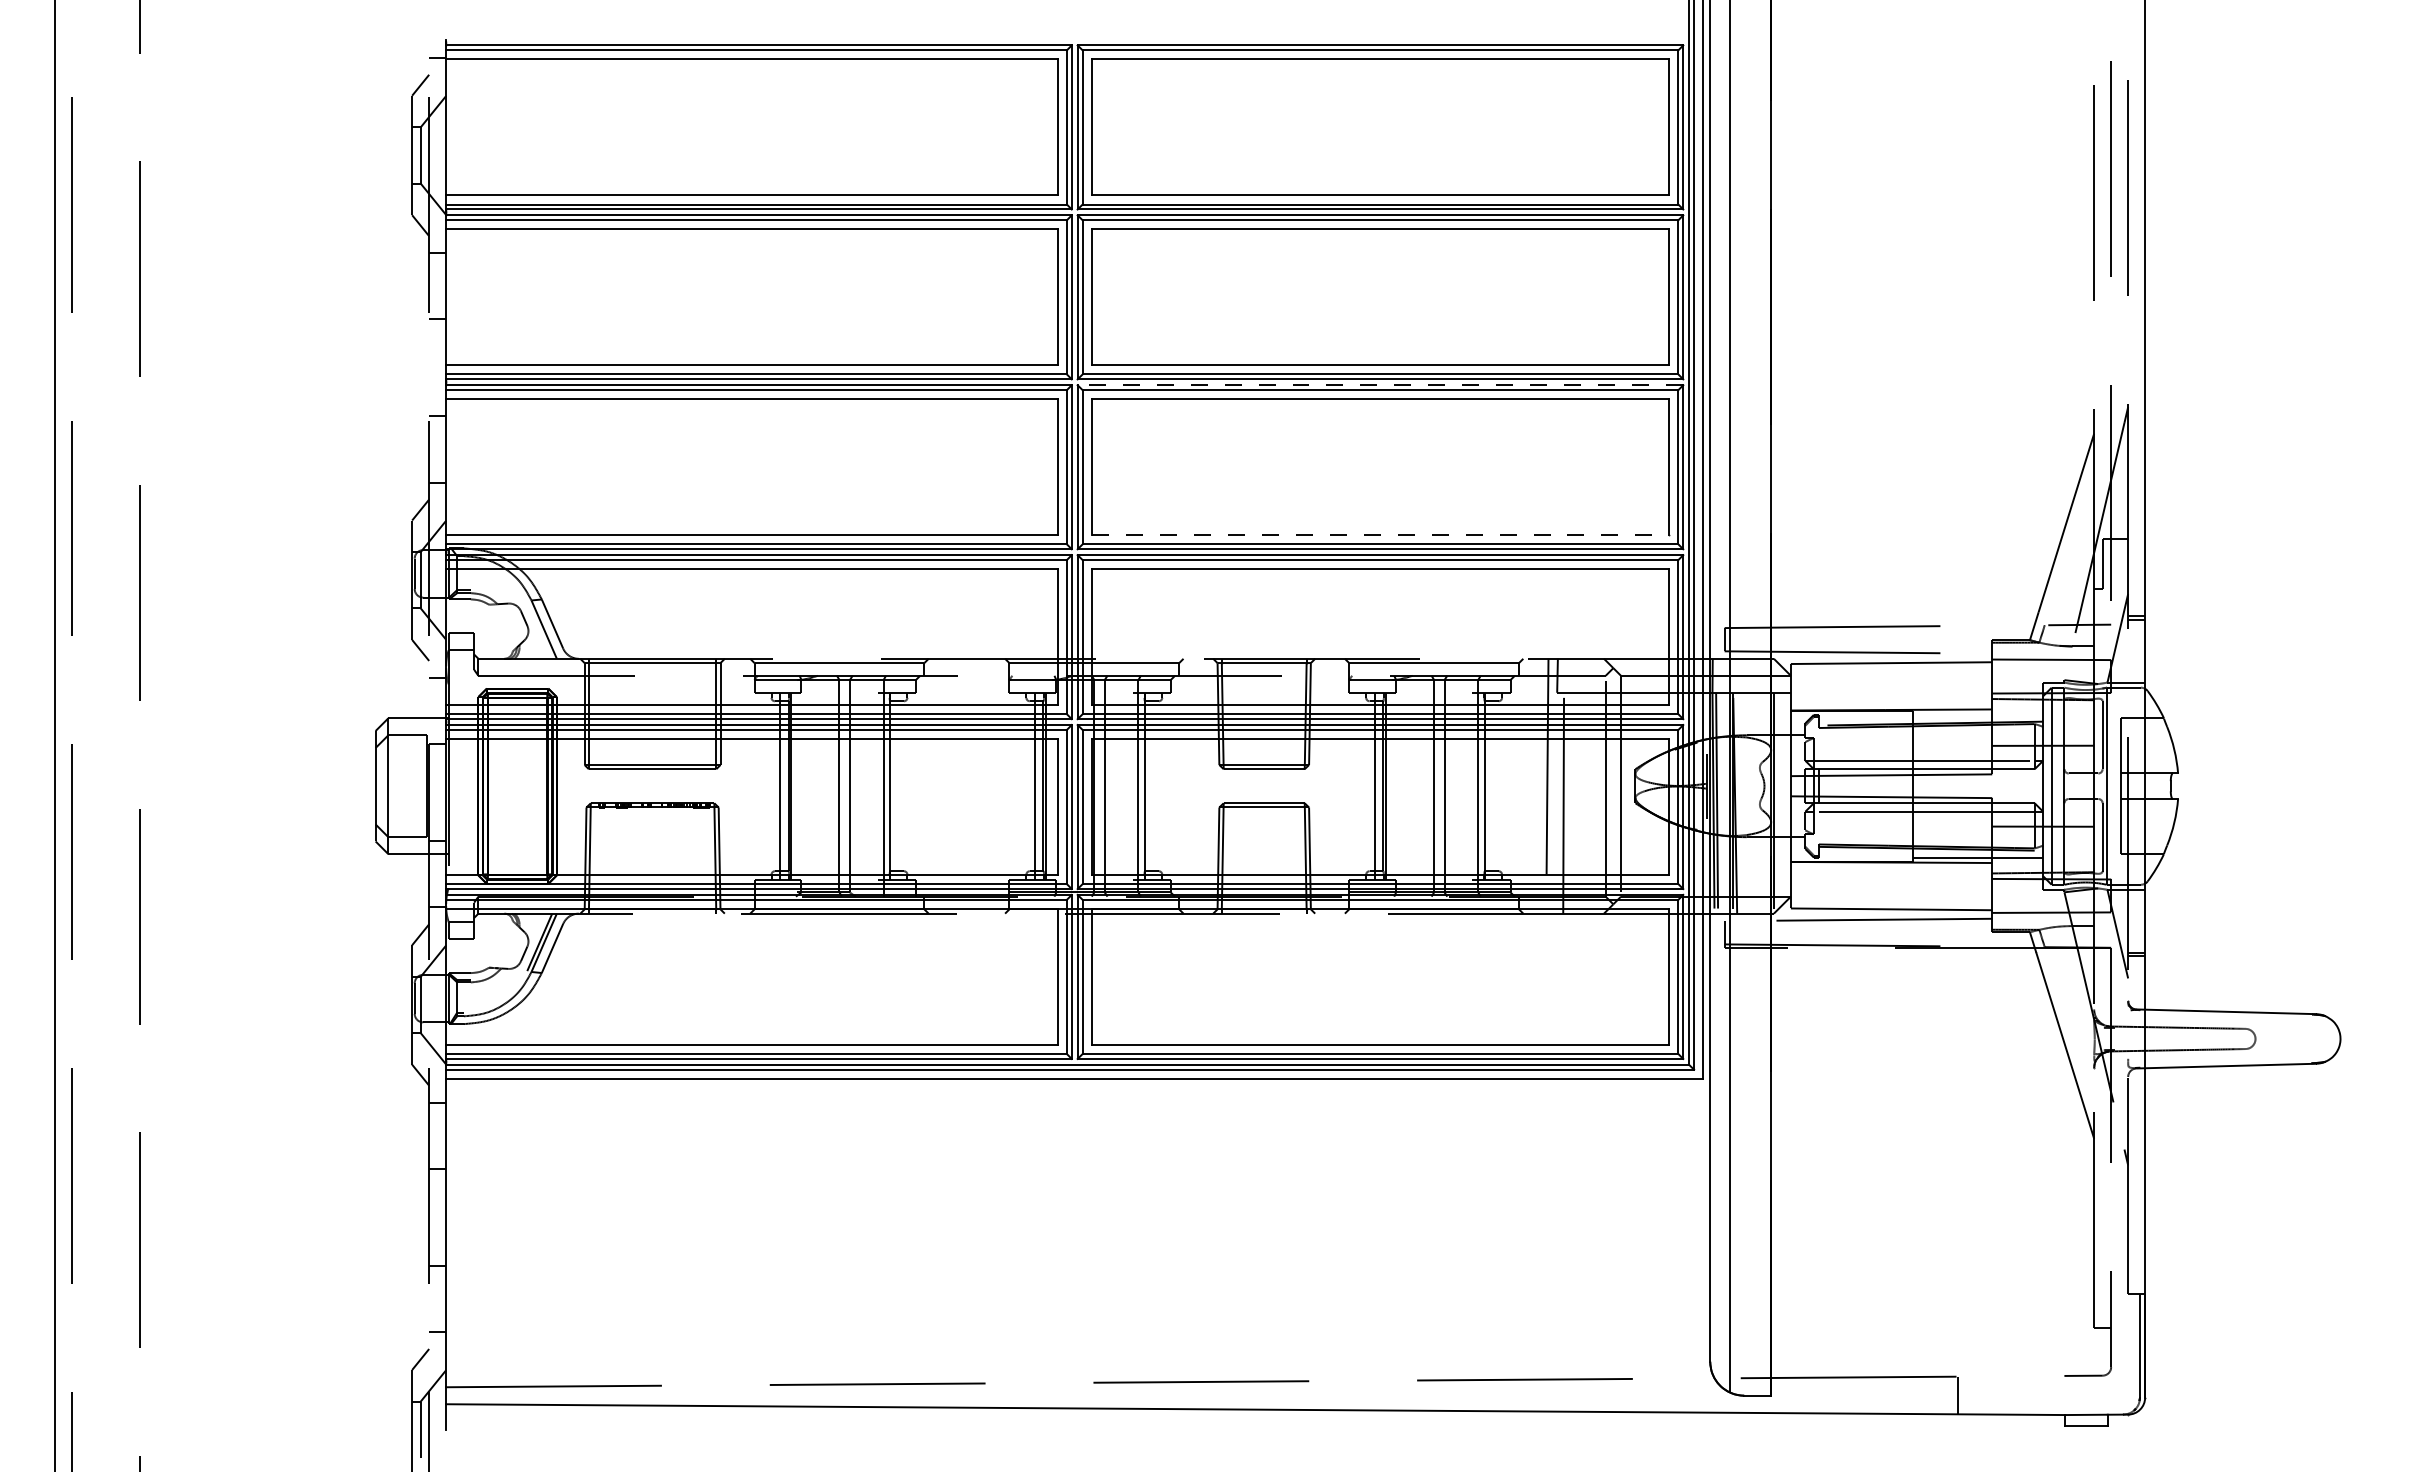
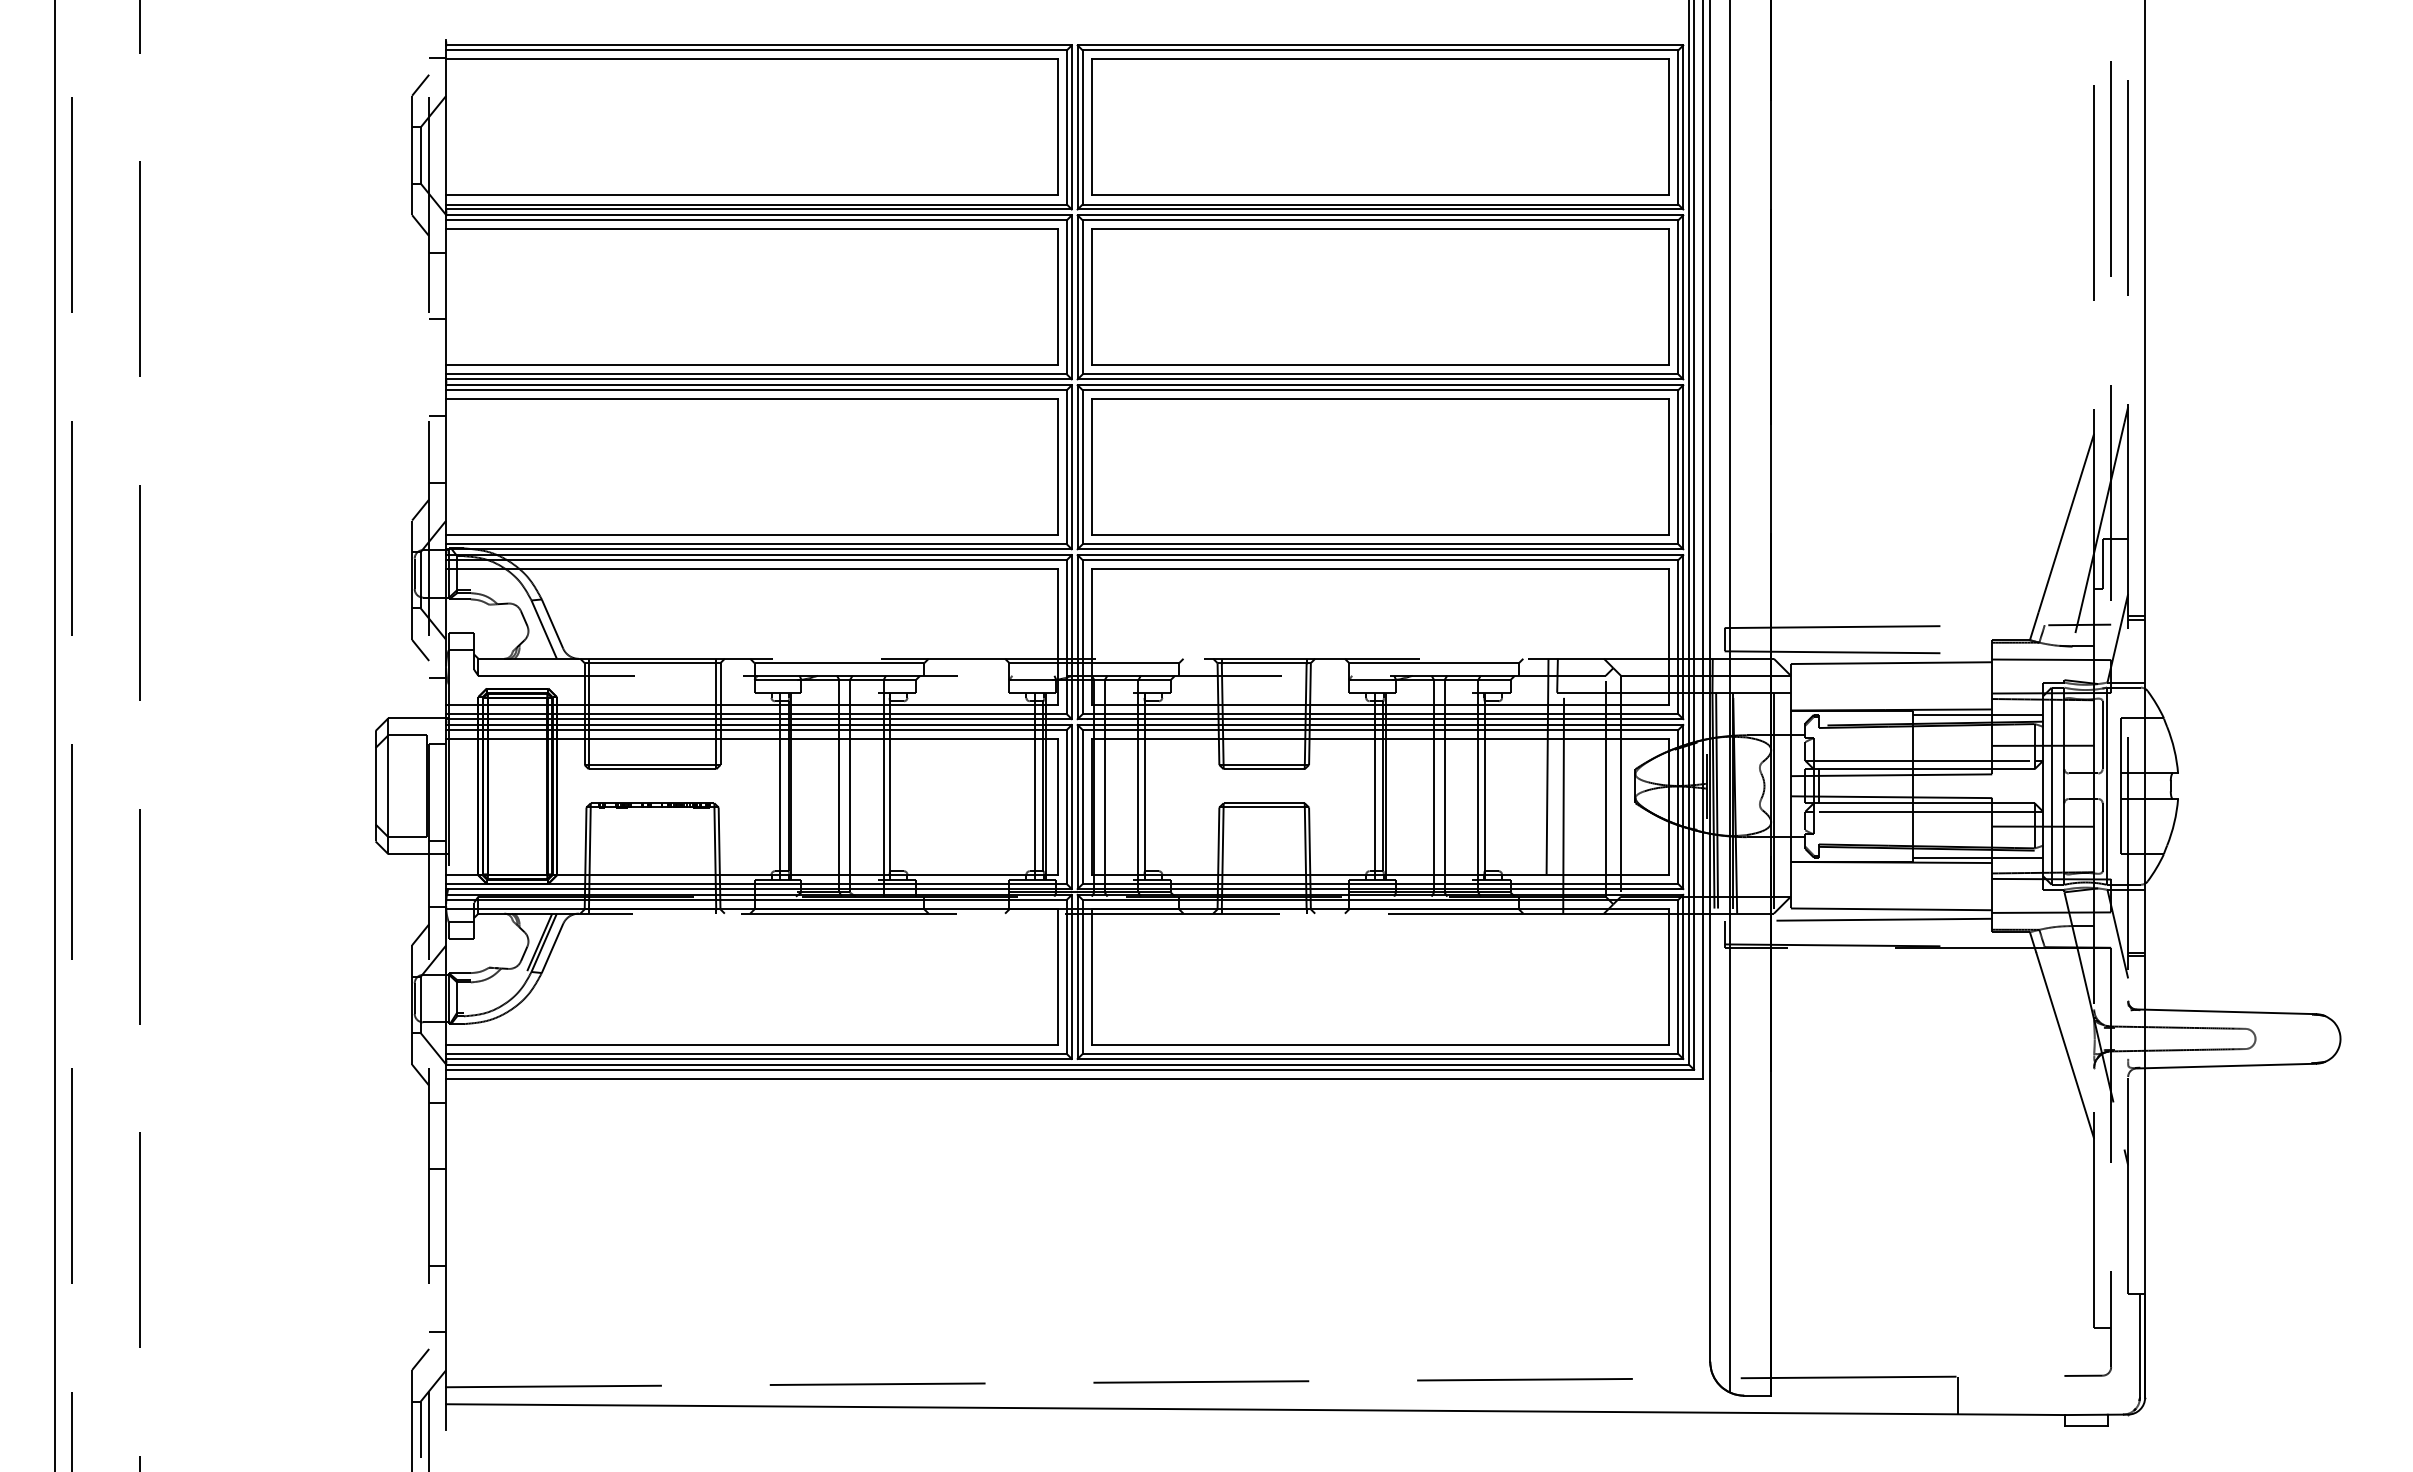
line: dashed -> solid (1380, 385)
line: dashed -> solid (1380, 535)
line: none -> present (1978, 714)
